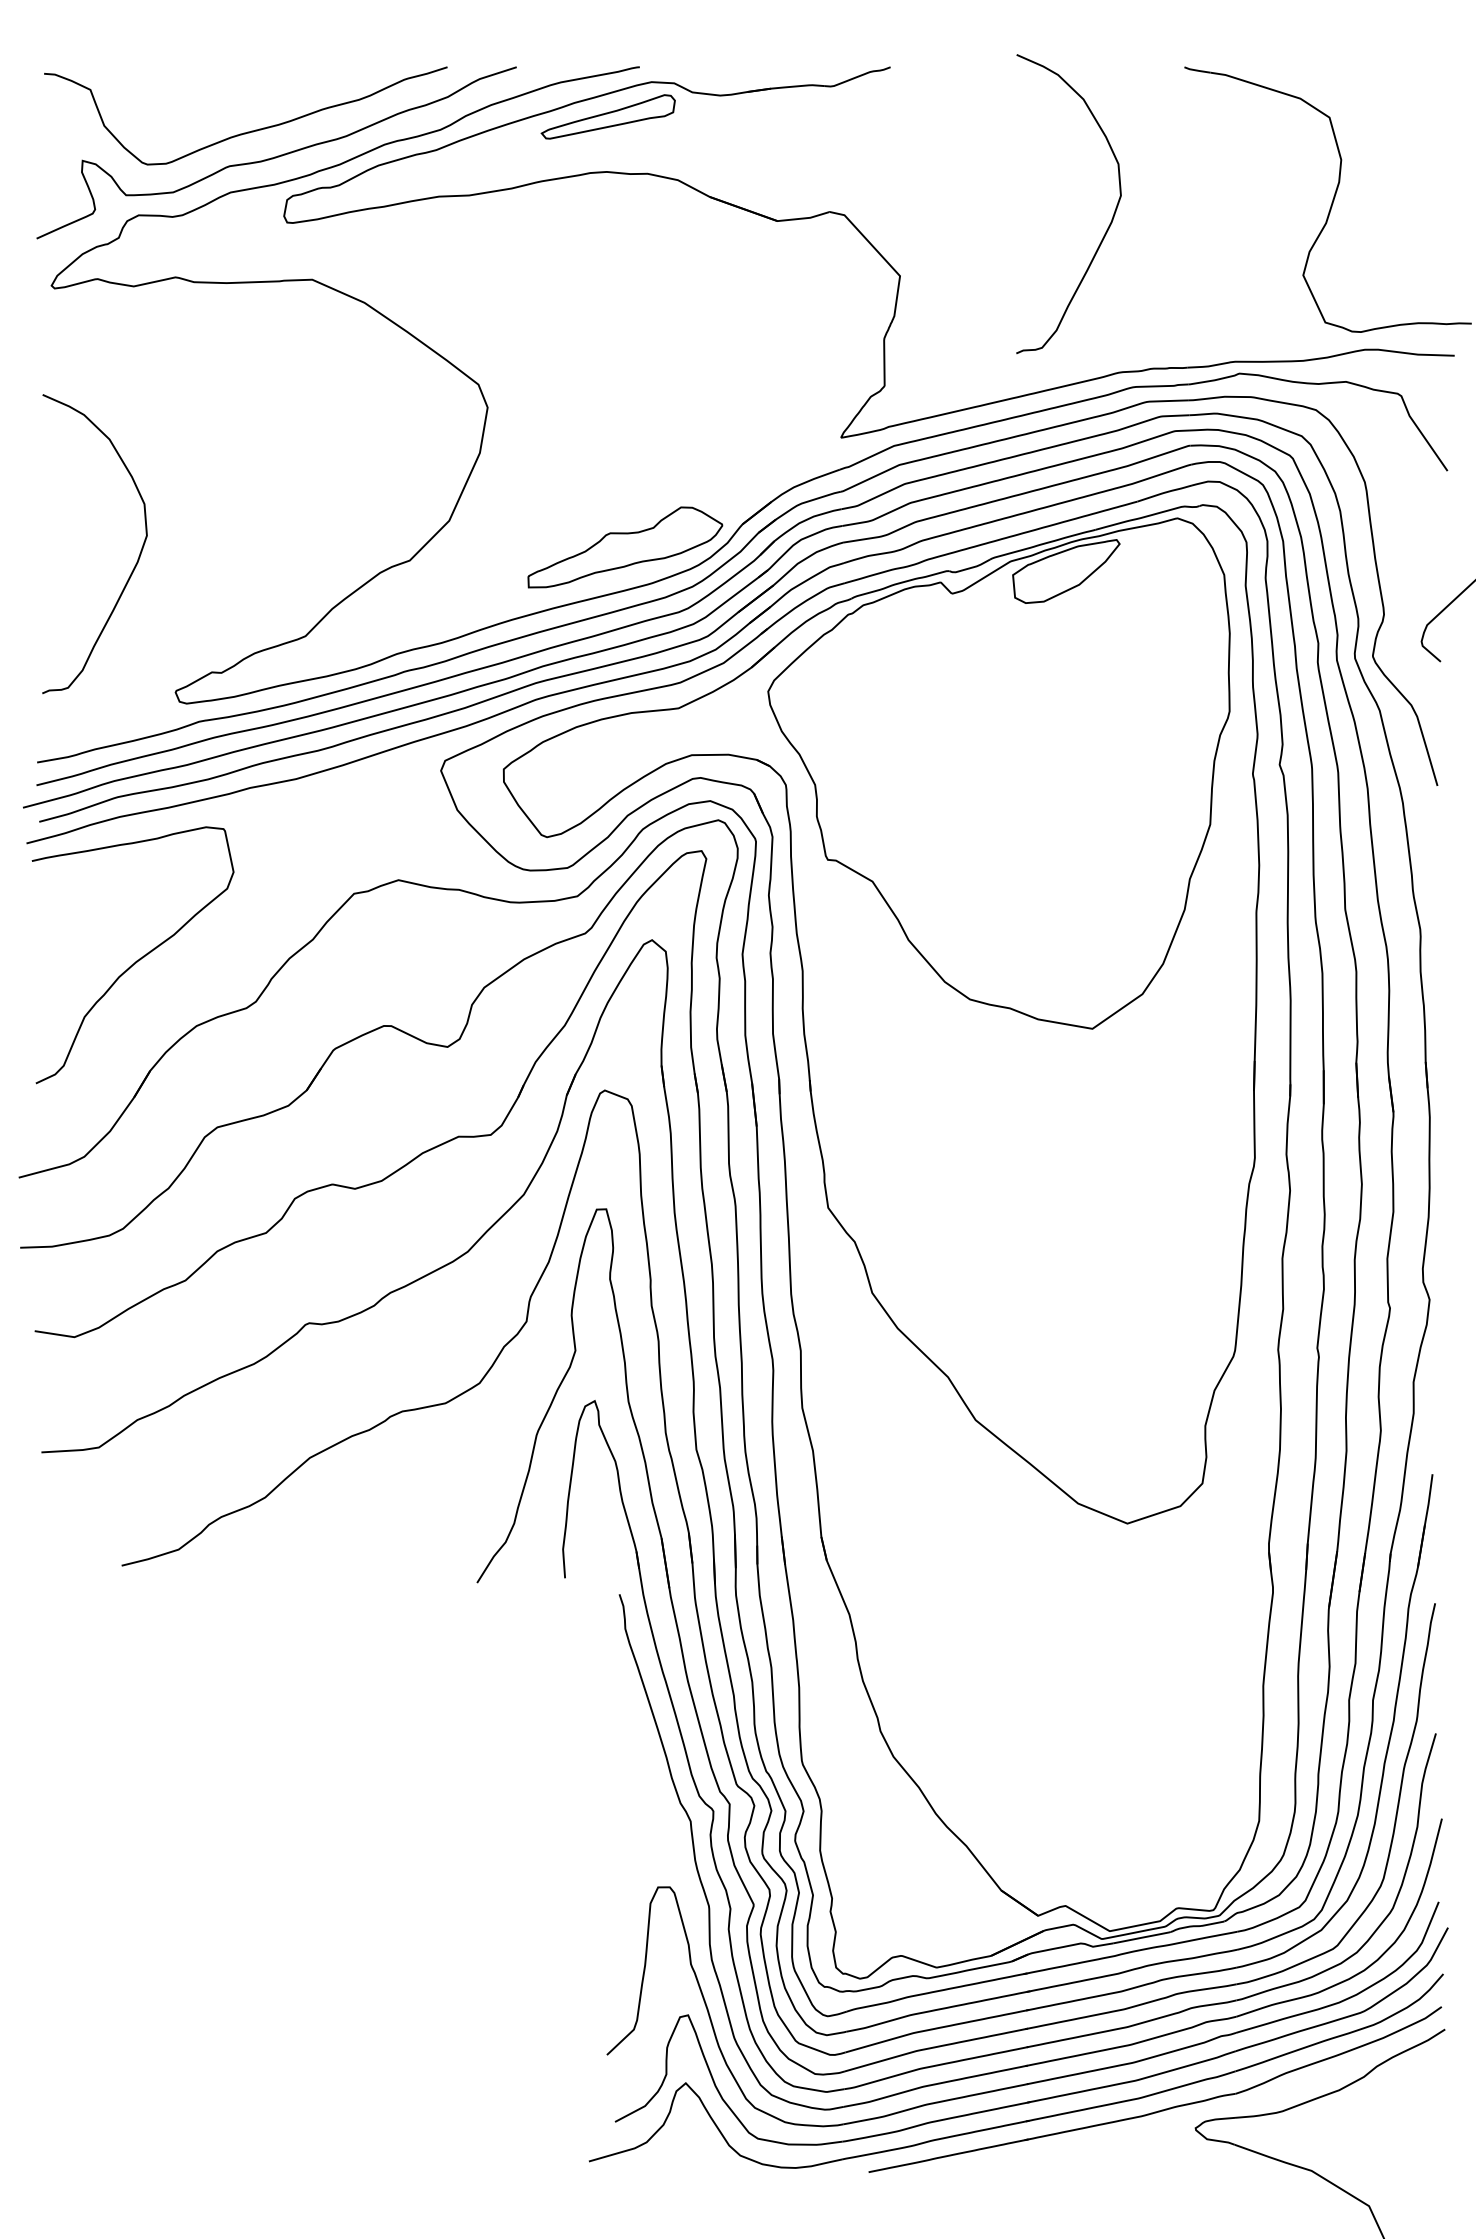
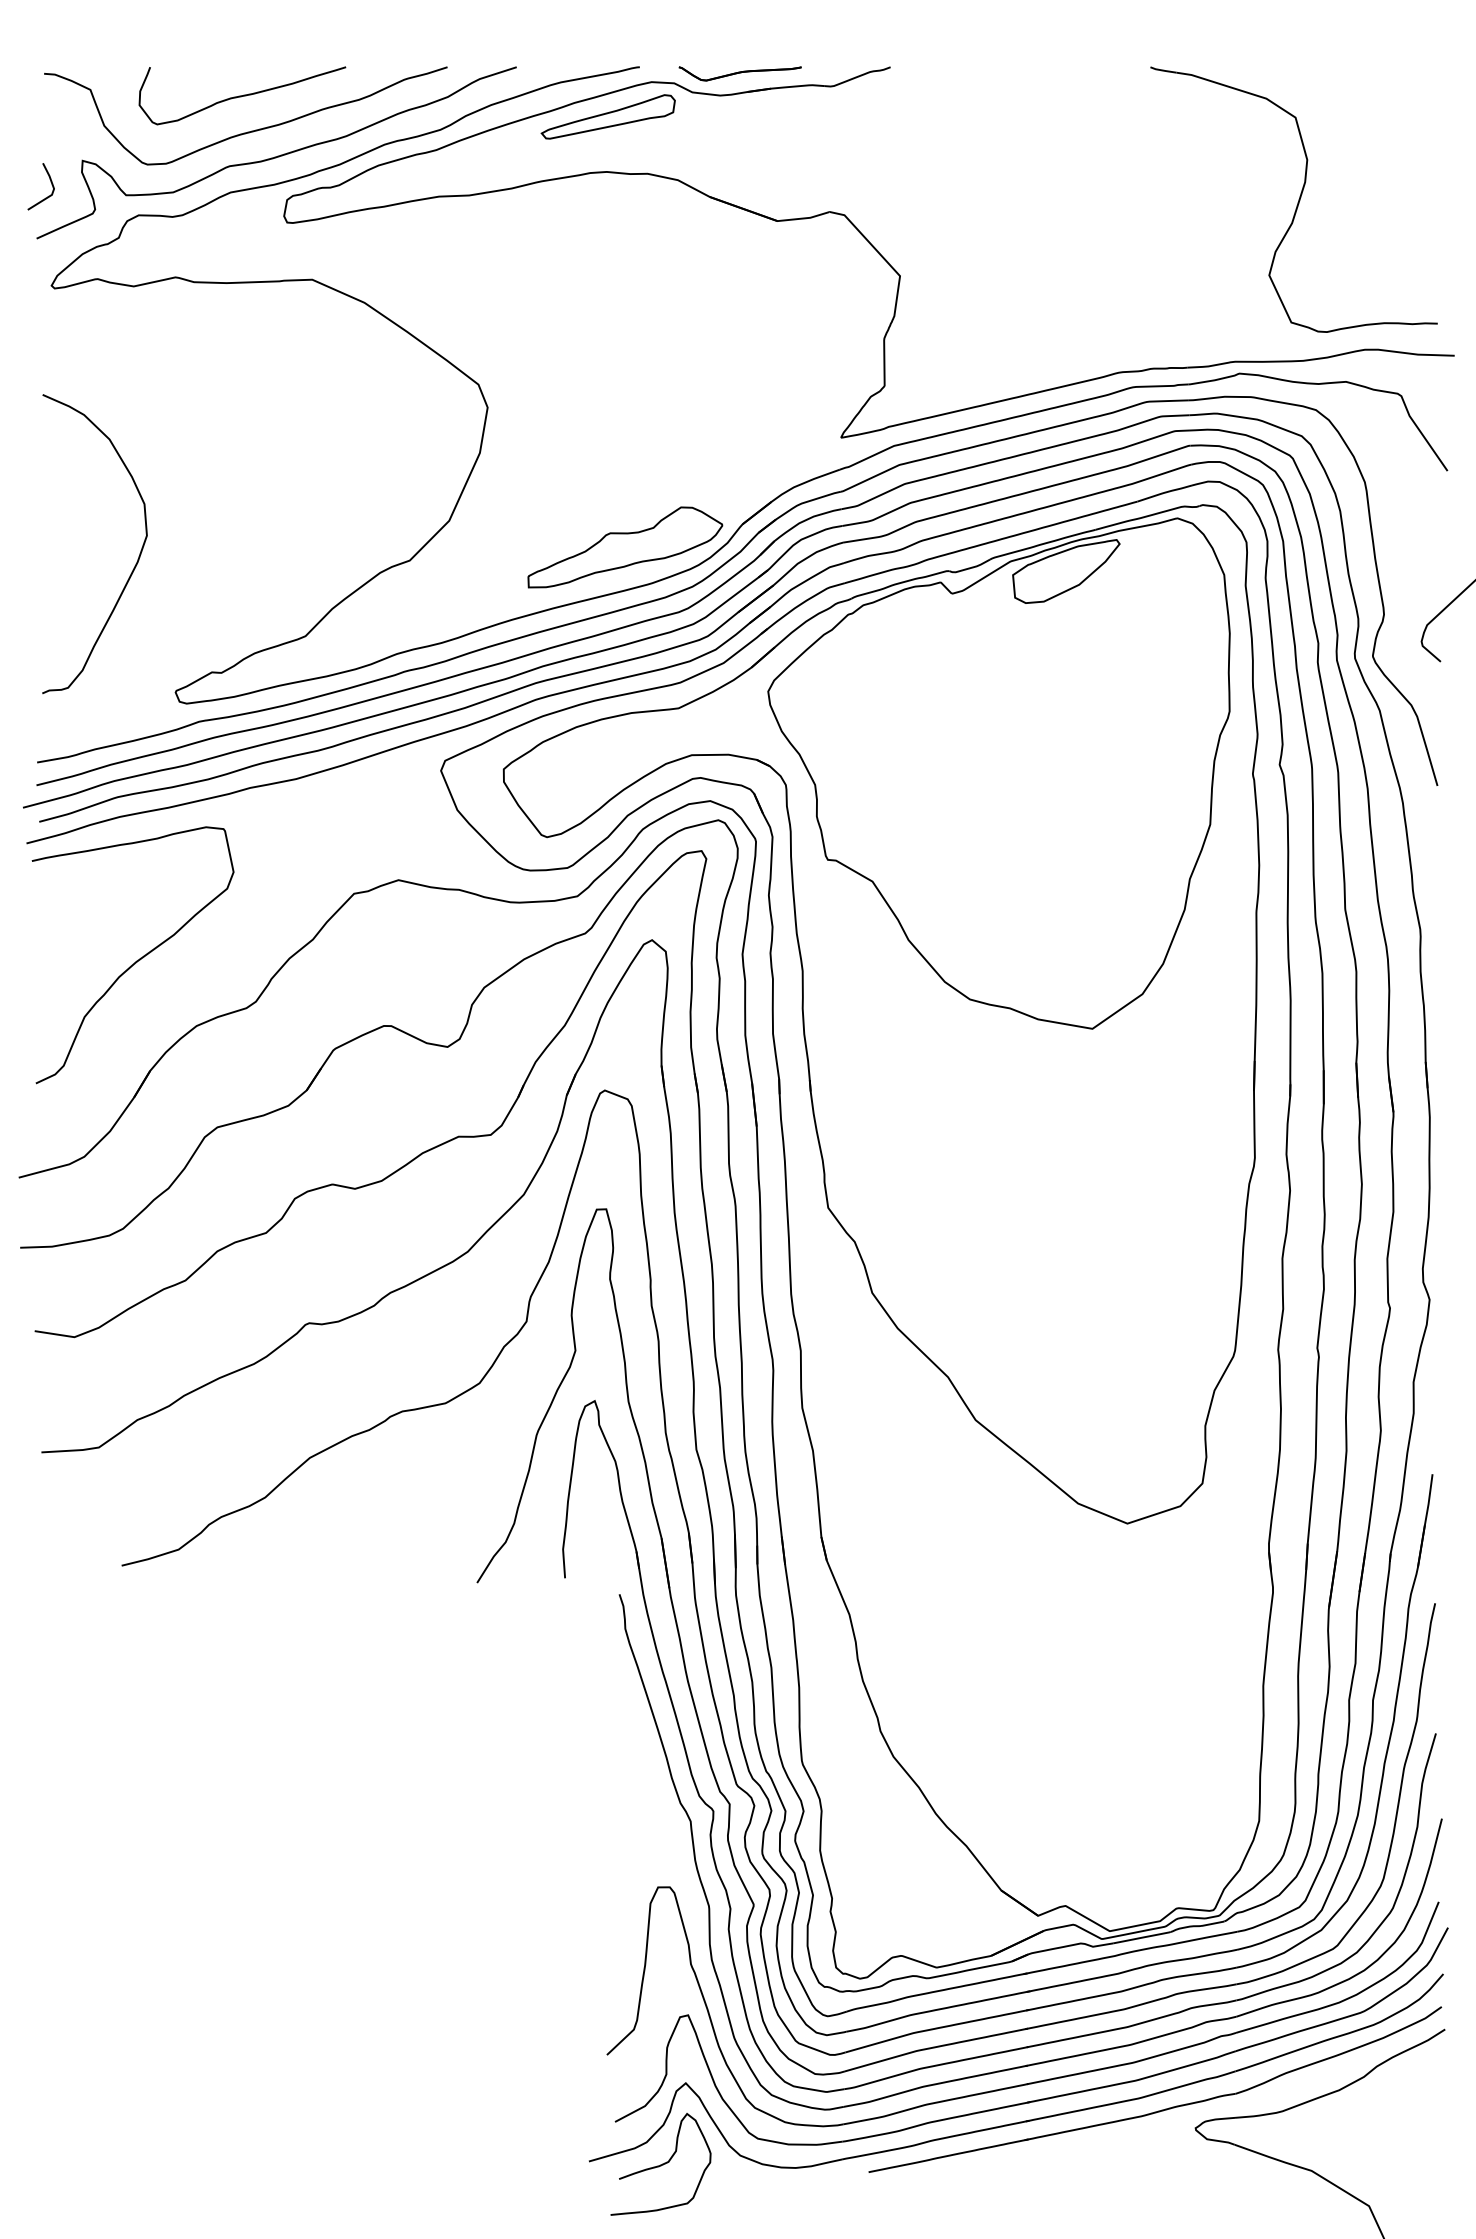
part: none -> present (739, 73)
curve: none -> present (242, 95)
line: none -> present (50, 182)
part position: (1327, 199) -> (1293, 199) (1293, 199)
curve: present -> none (1107, 227)
curve: none -> present (660, 2164)
